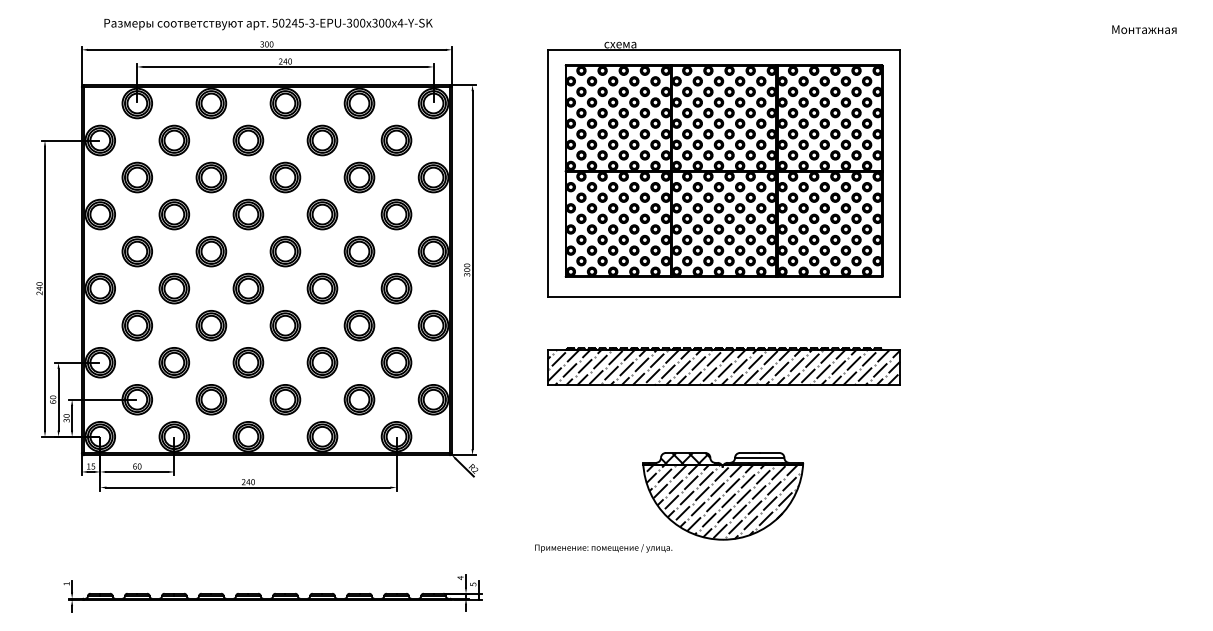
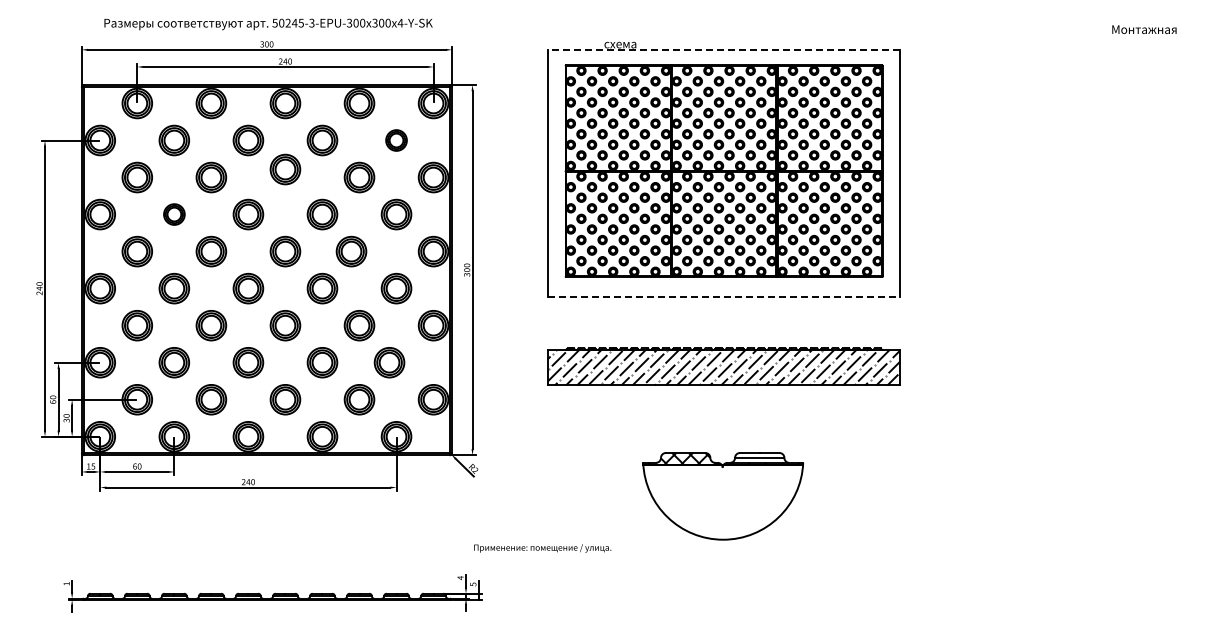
line: solid -> dashed (723, 49)
part size: 33x33 px -> 23x23 px (396, 140)
part position: (285, 177) -> (285, 169) (285, 169)
part size: 33x33 px -> 23x23 px (174, 214)
part position: (359, 251) -> (351, 251) (351, 251)
line: solid -> dashed (724, 296)
part position: (396, 362) -> (389, 362) (389, 362)
hatch: present -> none (724, 502)
text position: (603, 548) -> (542, 548) (542, 548)
